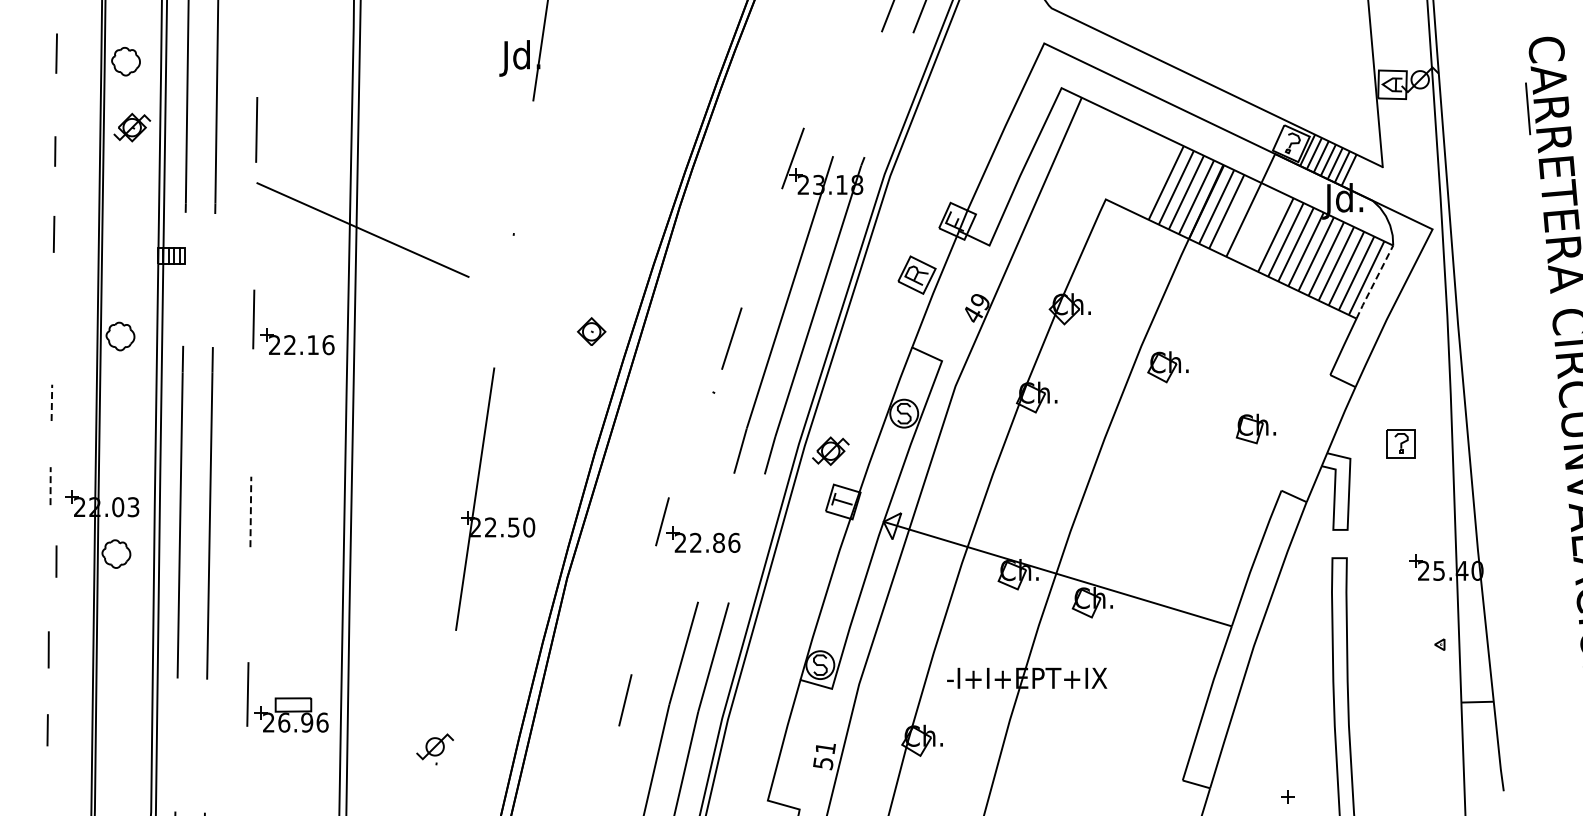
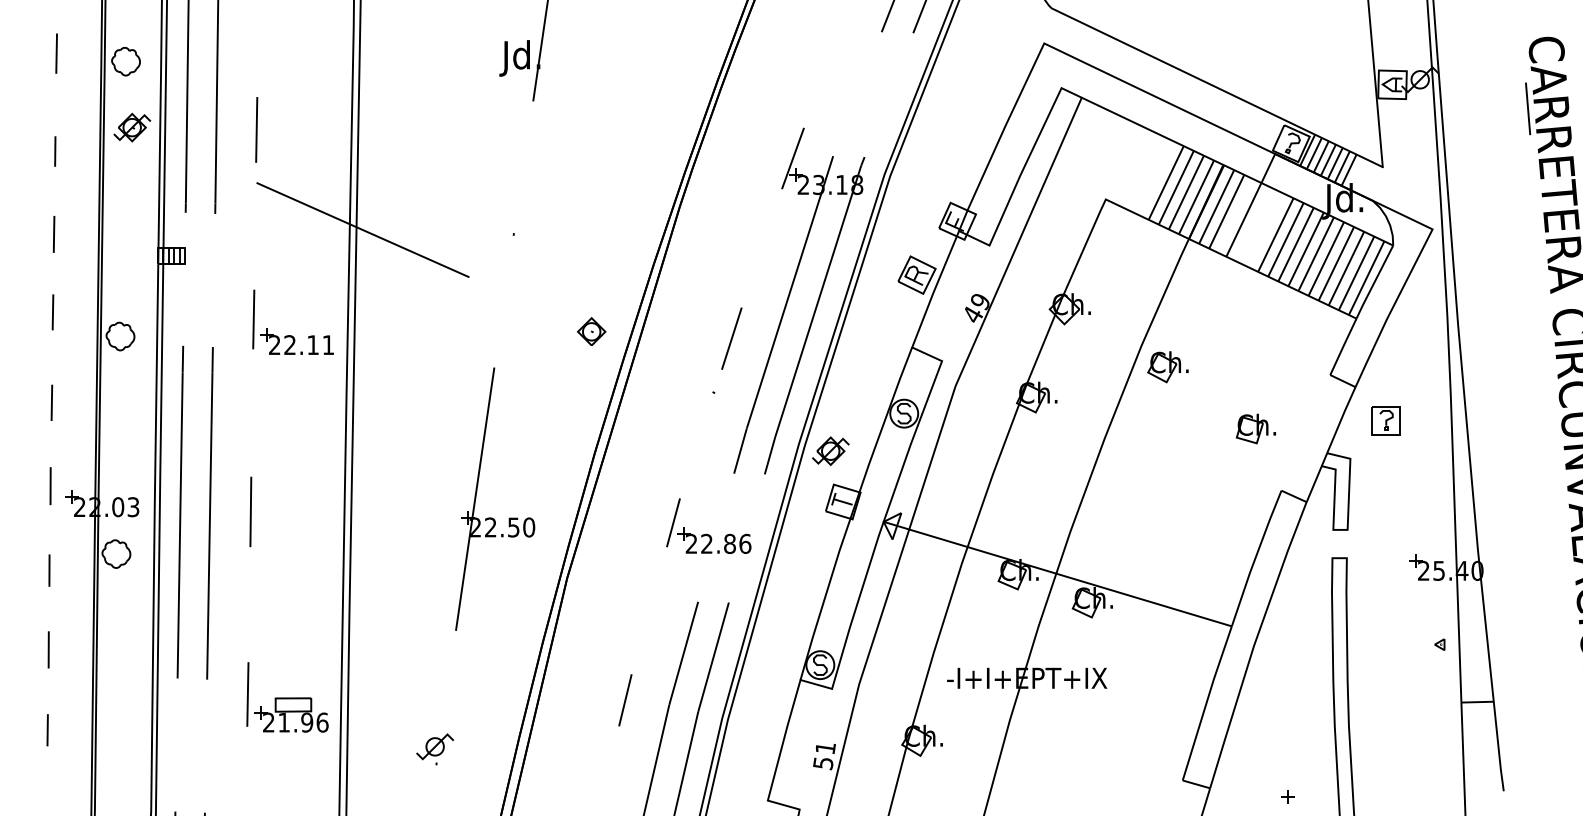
line: dashed -> solid (1374, 282)
line: none -> present (52, 312)
text: 22.16 -> 22.11 (328, 345)
line: dashed -> solid (51, 402)
part position: (1400, 443) -> (1385, 420) (1385, 420)
line: dashed -> solid (50, 486)
line: dashed -> solid (250, 511)
part position: (695, 532) -> (706, 533) (706, 533)
line position: (56, 561) -> (49, 570) (49, 570)
text: 26.96 -> 21.96 (284, 722)
